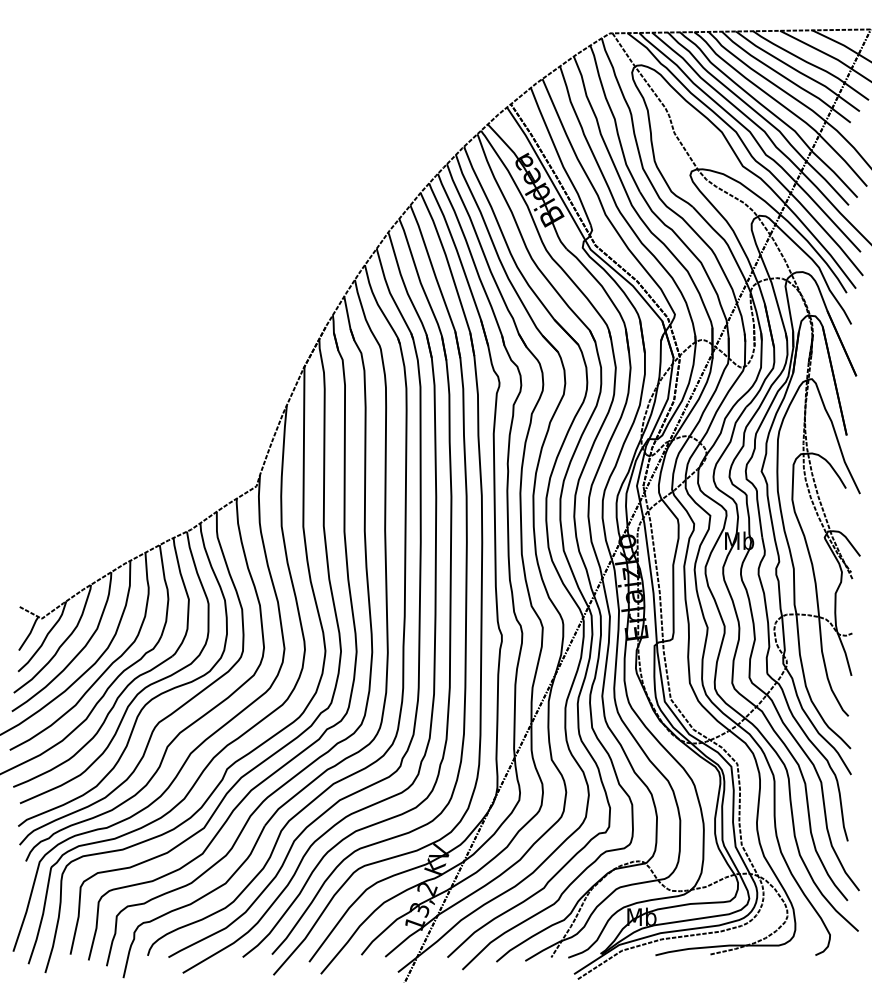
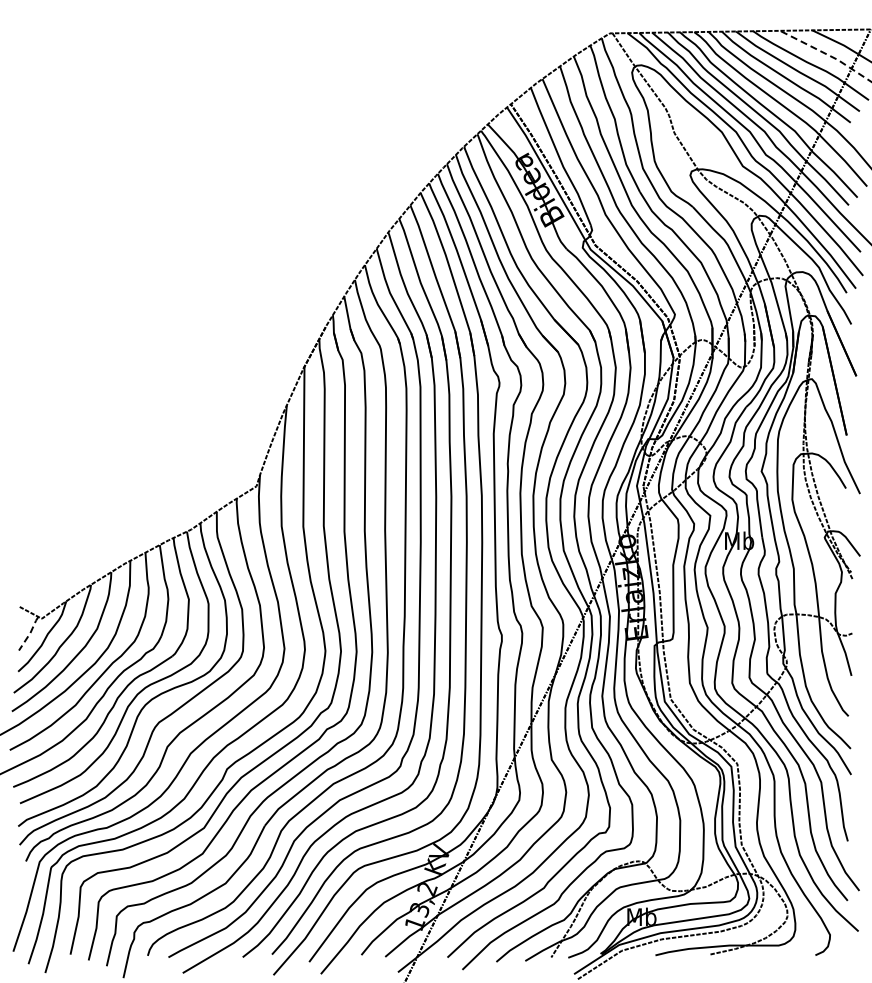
line: solid -> dashed (827, 54)
line: solid -> dashed (30, 633)
